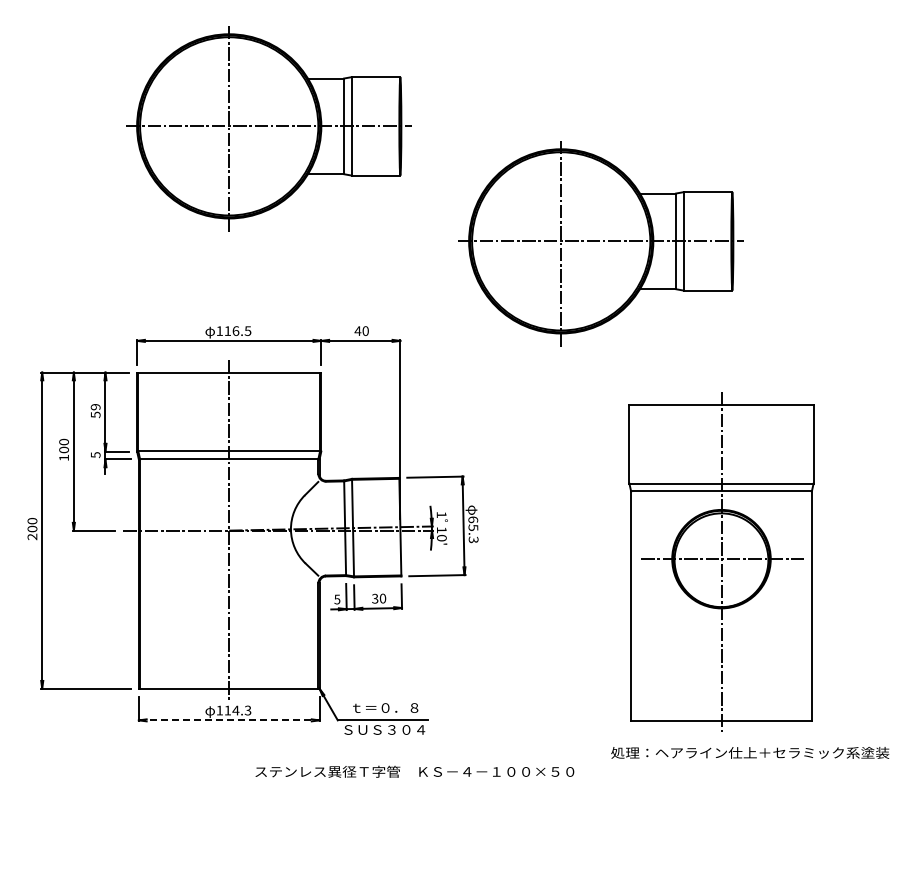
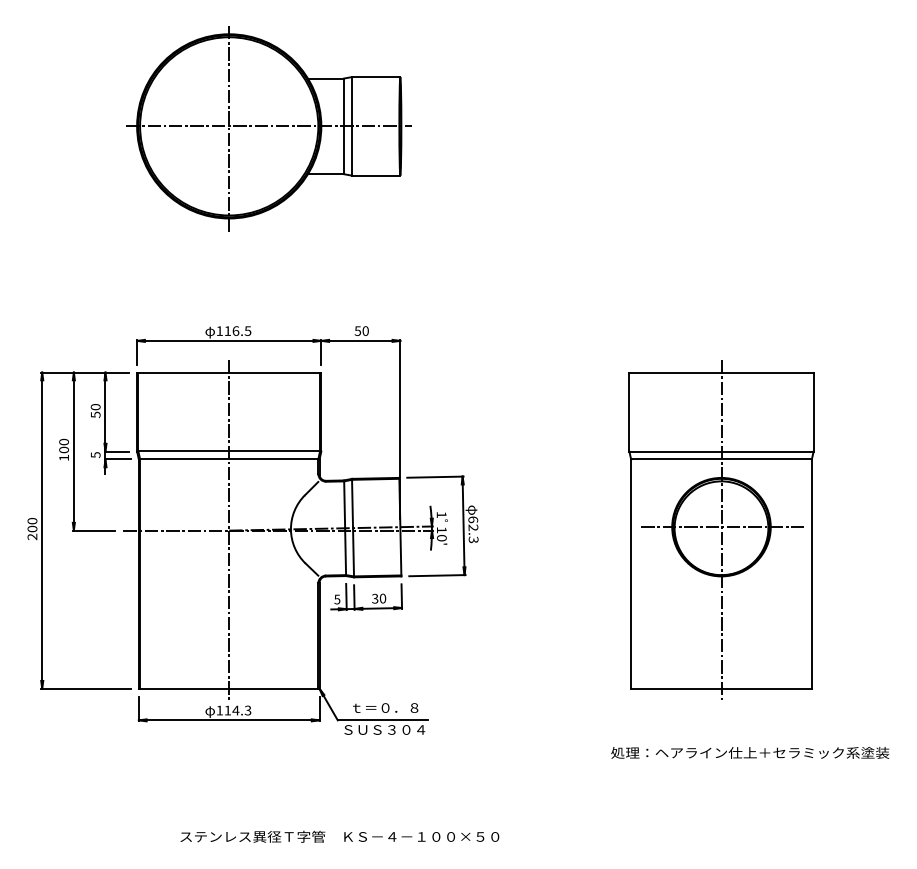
part: present -> none (600, 243)
text: 40 -> 50 (357, 330)
text: 59 -> 50 (95, 407)
text: 65.3 -> 62.3 (473, 527)
part position: (721, 561) -> (721, 529) (721, 529)
line: dashed -> solid (229, 720)
text position: (414, 771) -> (339, 836) (339, 836)
